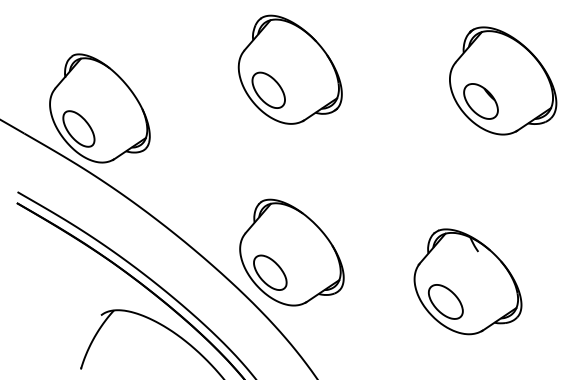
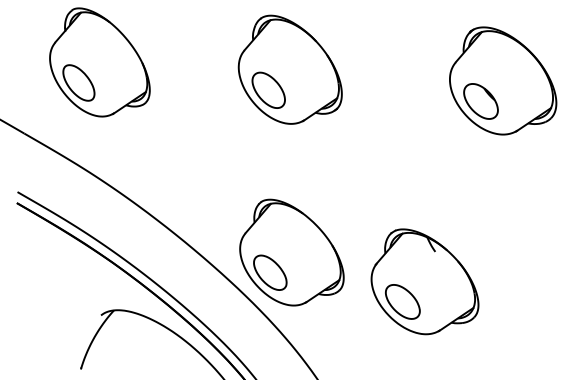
part position: (99, 108) -> (99, 62) (99, 62)
part position: (467, 281) -> (424, 281) (424, 281)
